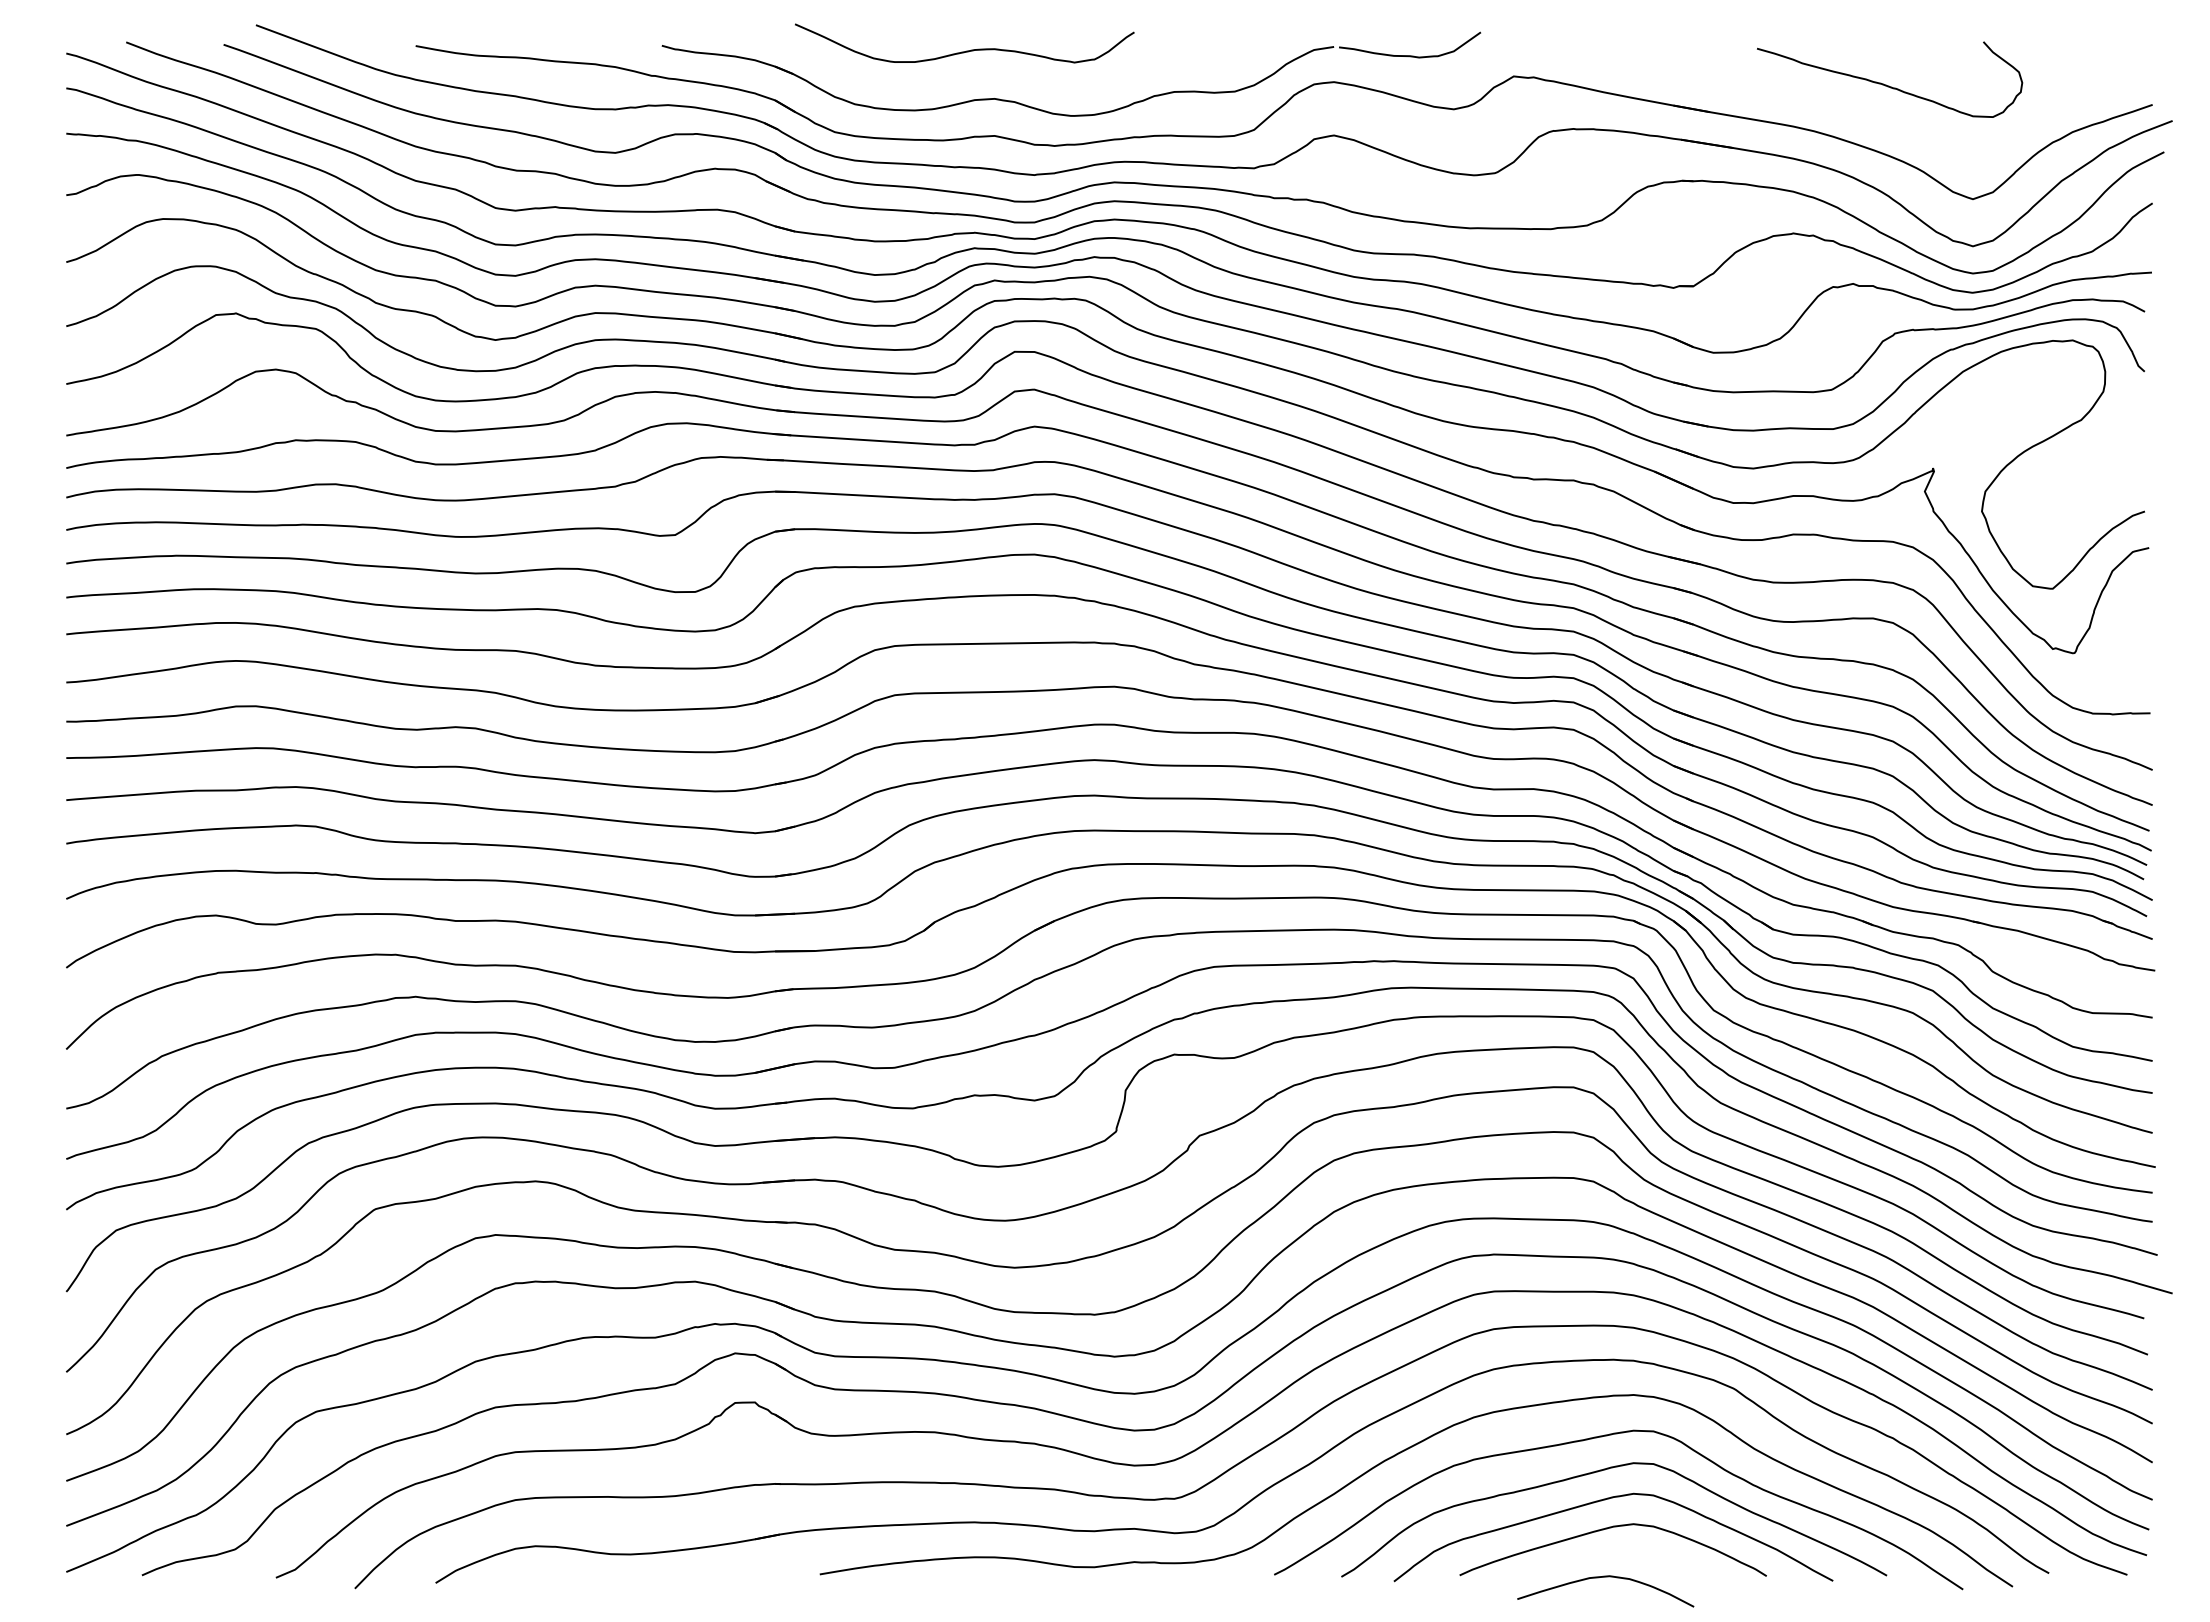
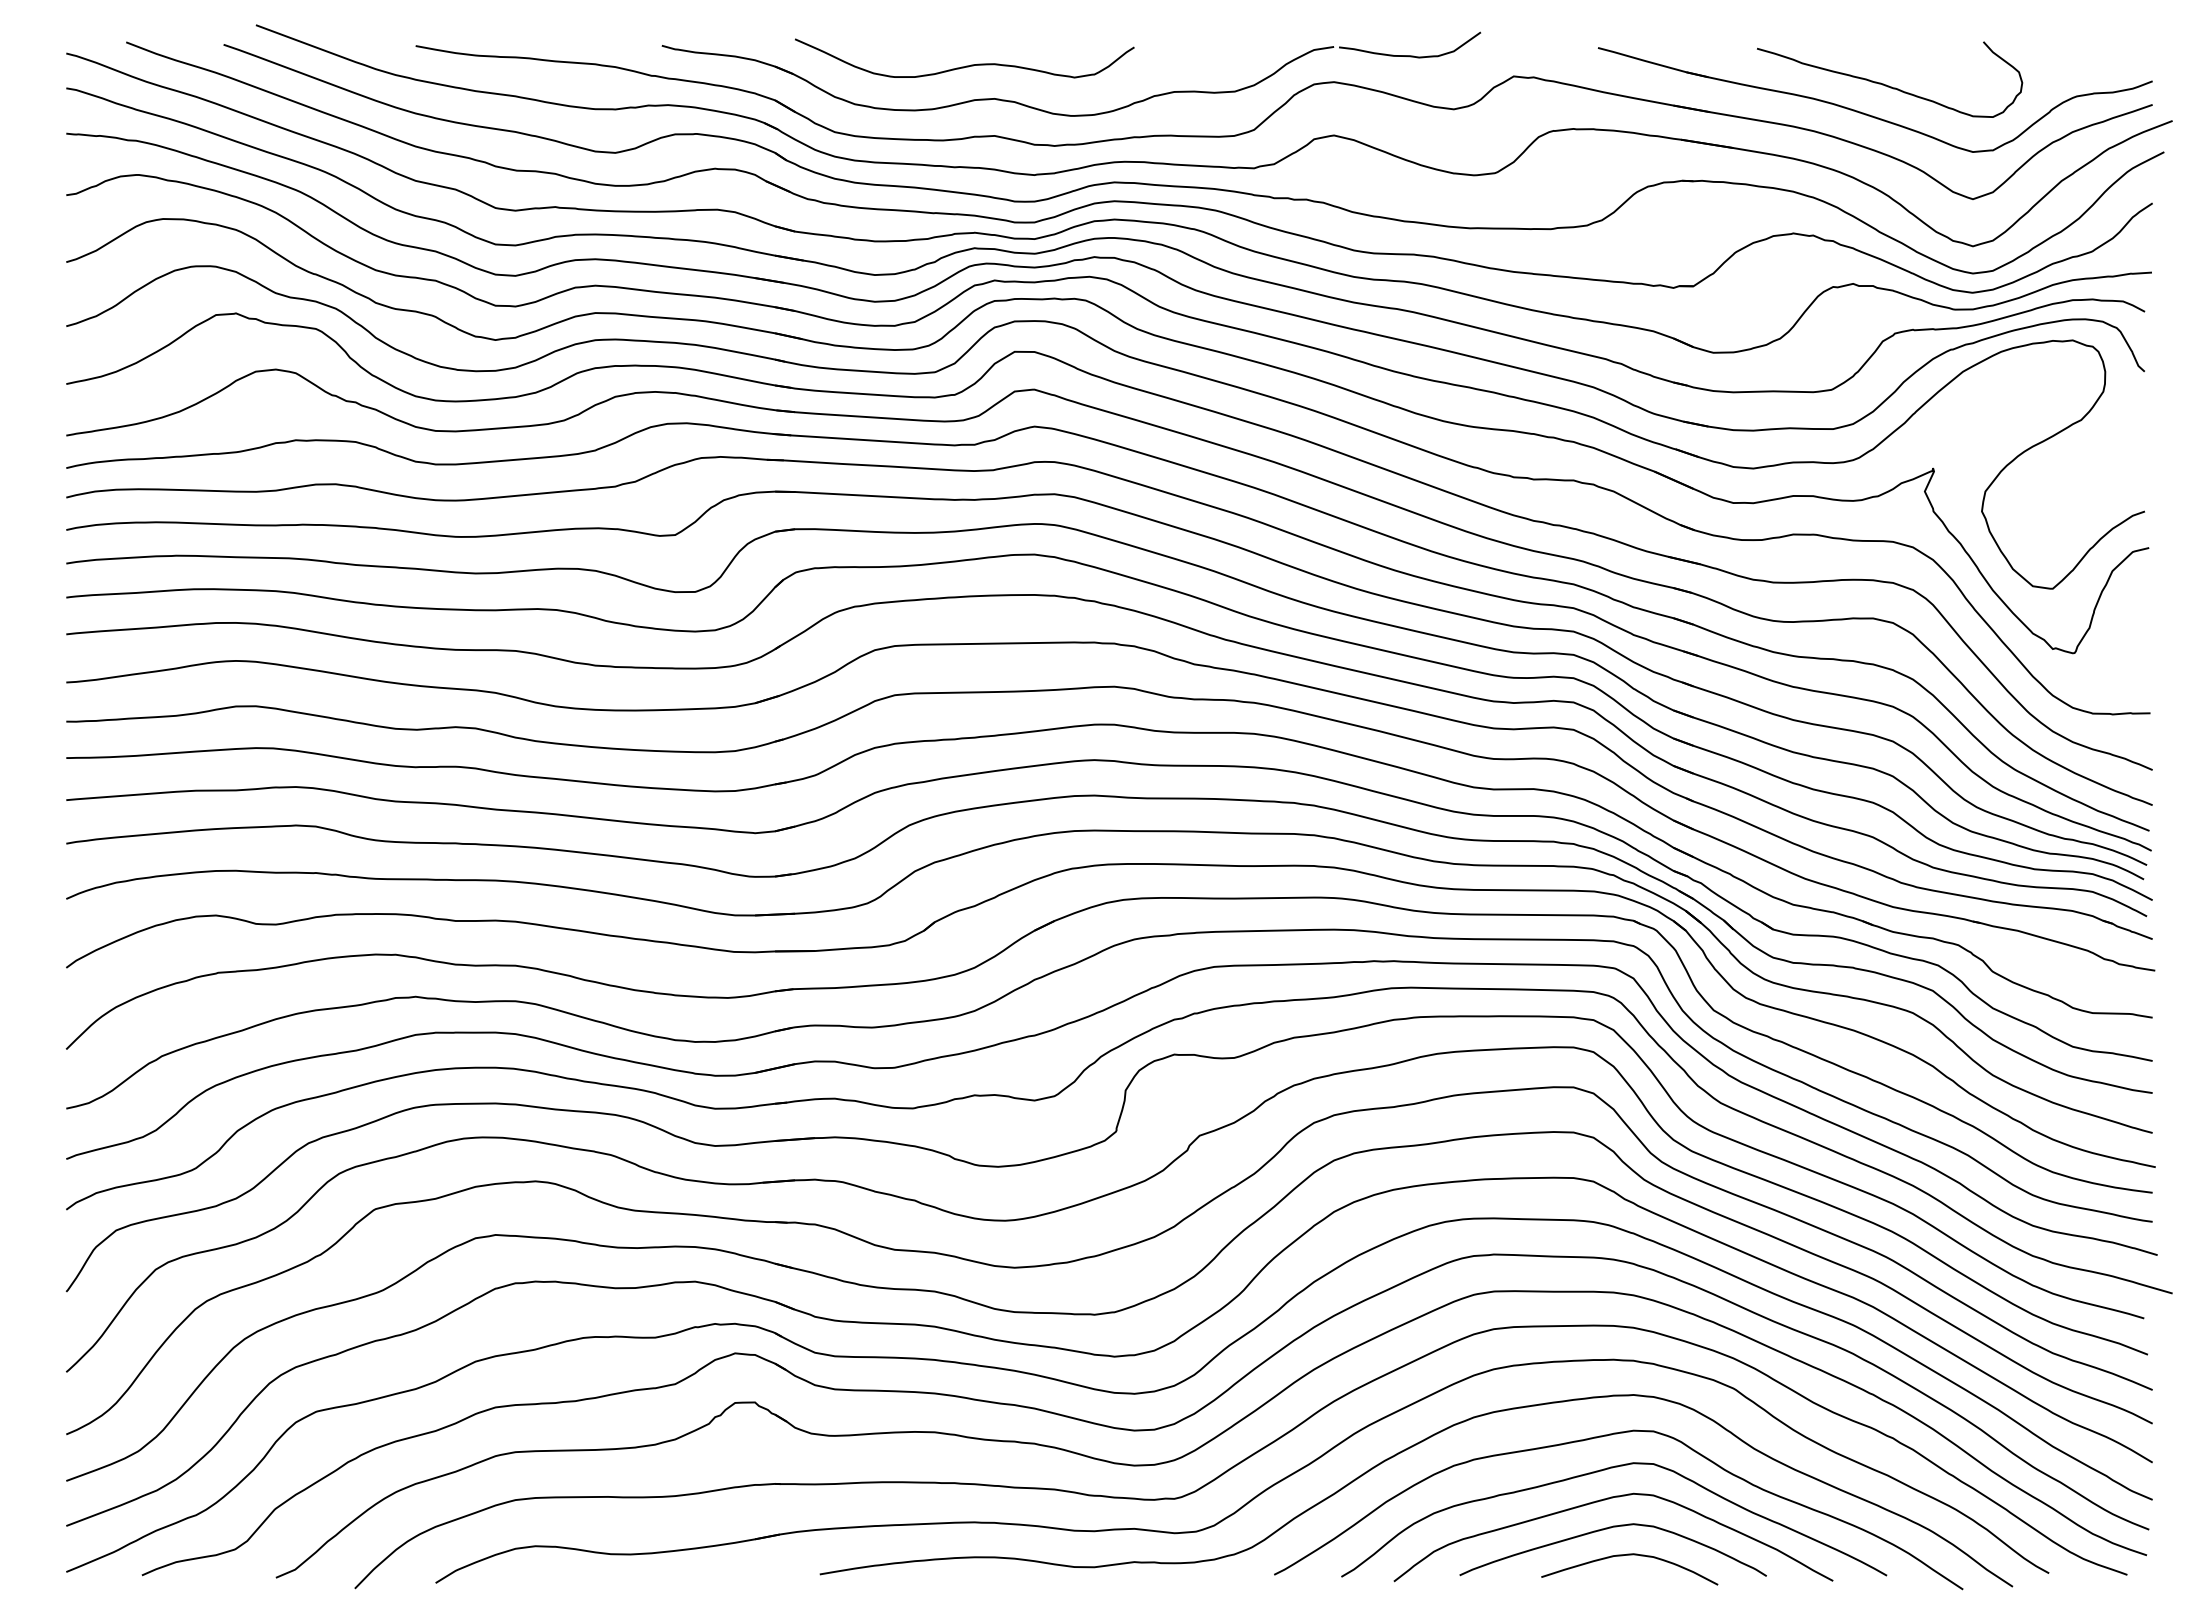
curve position: (966, 50) -> (966, 65) (966, 65)
part: none -> present (1869, 114)
curve position: (1605, 1577) -> (1629, 1555) (1629, 1555)
